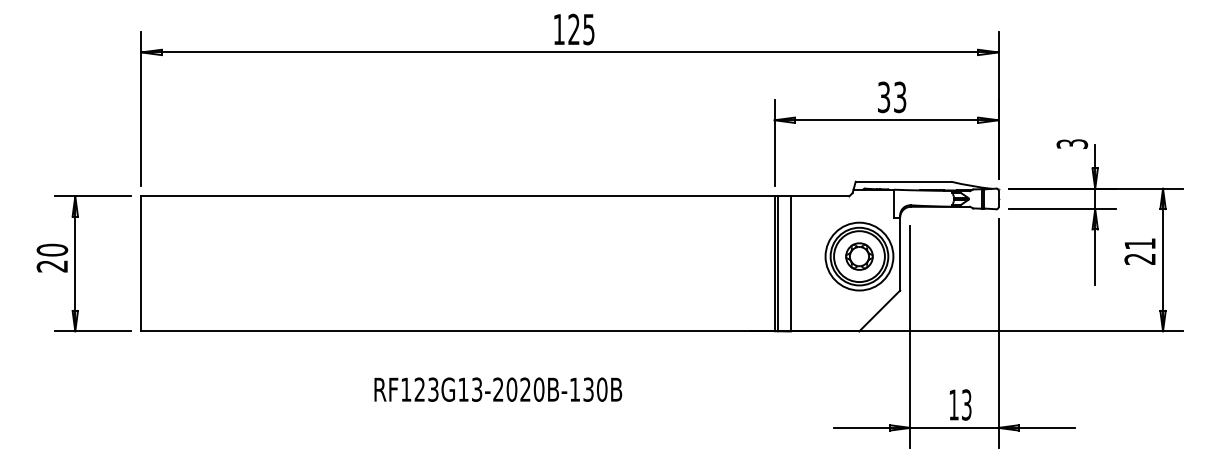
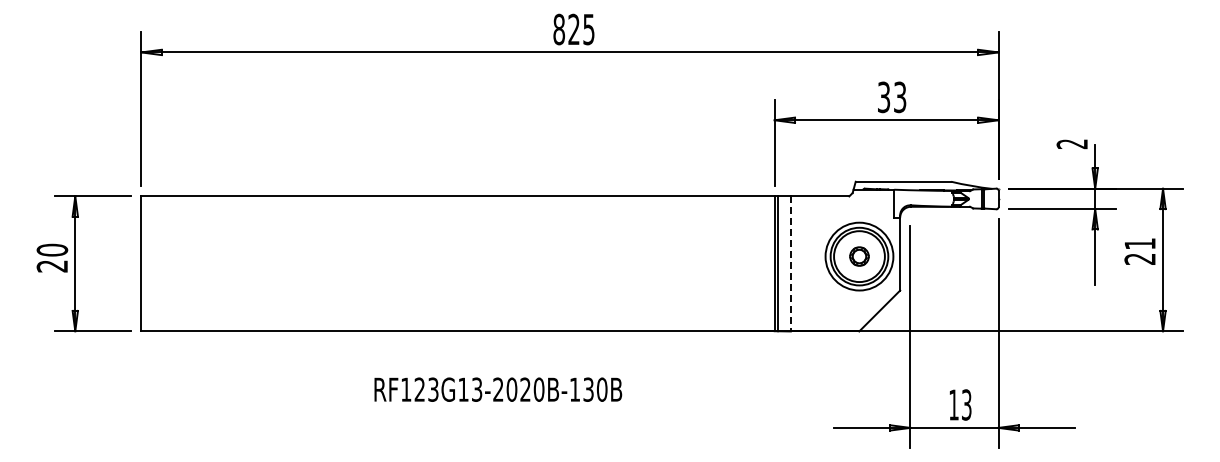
text: 125 -> 825 (559, 29)
text: 3 -> 2 (1072, 143)
part size: 29x29 px -> 21x21 px (859, 256)
line: solid -> dashed (790, 263)
